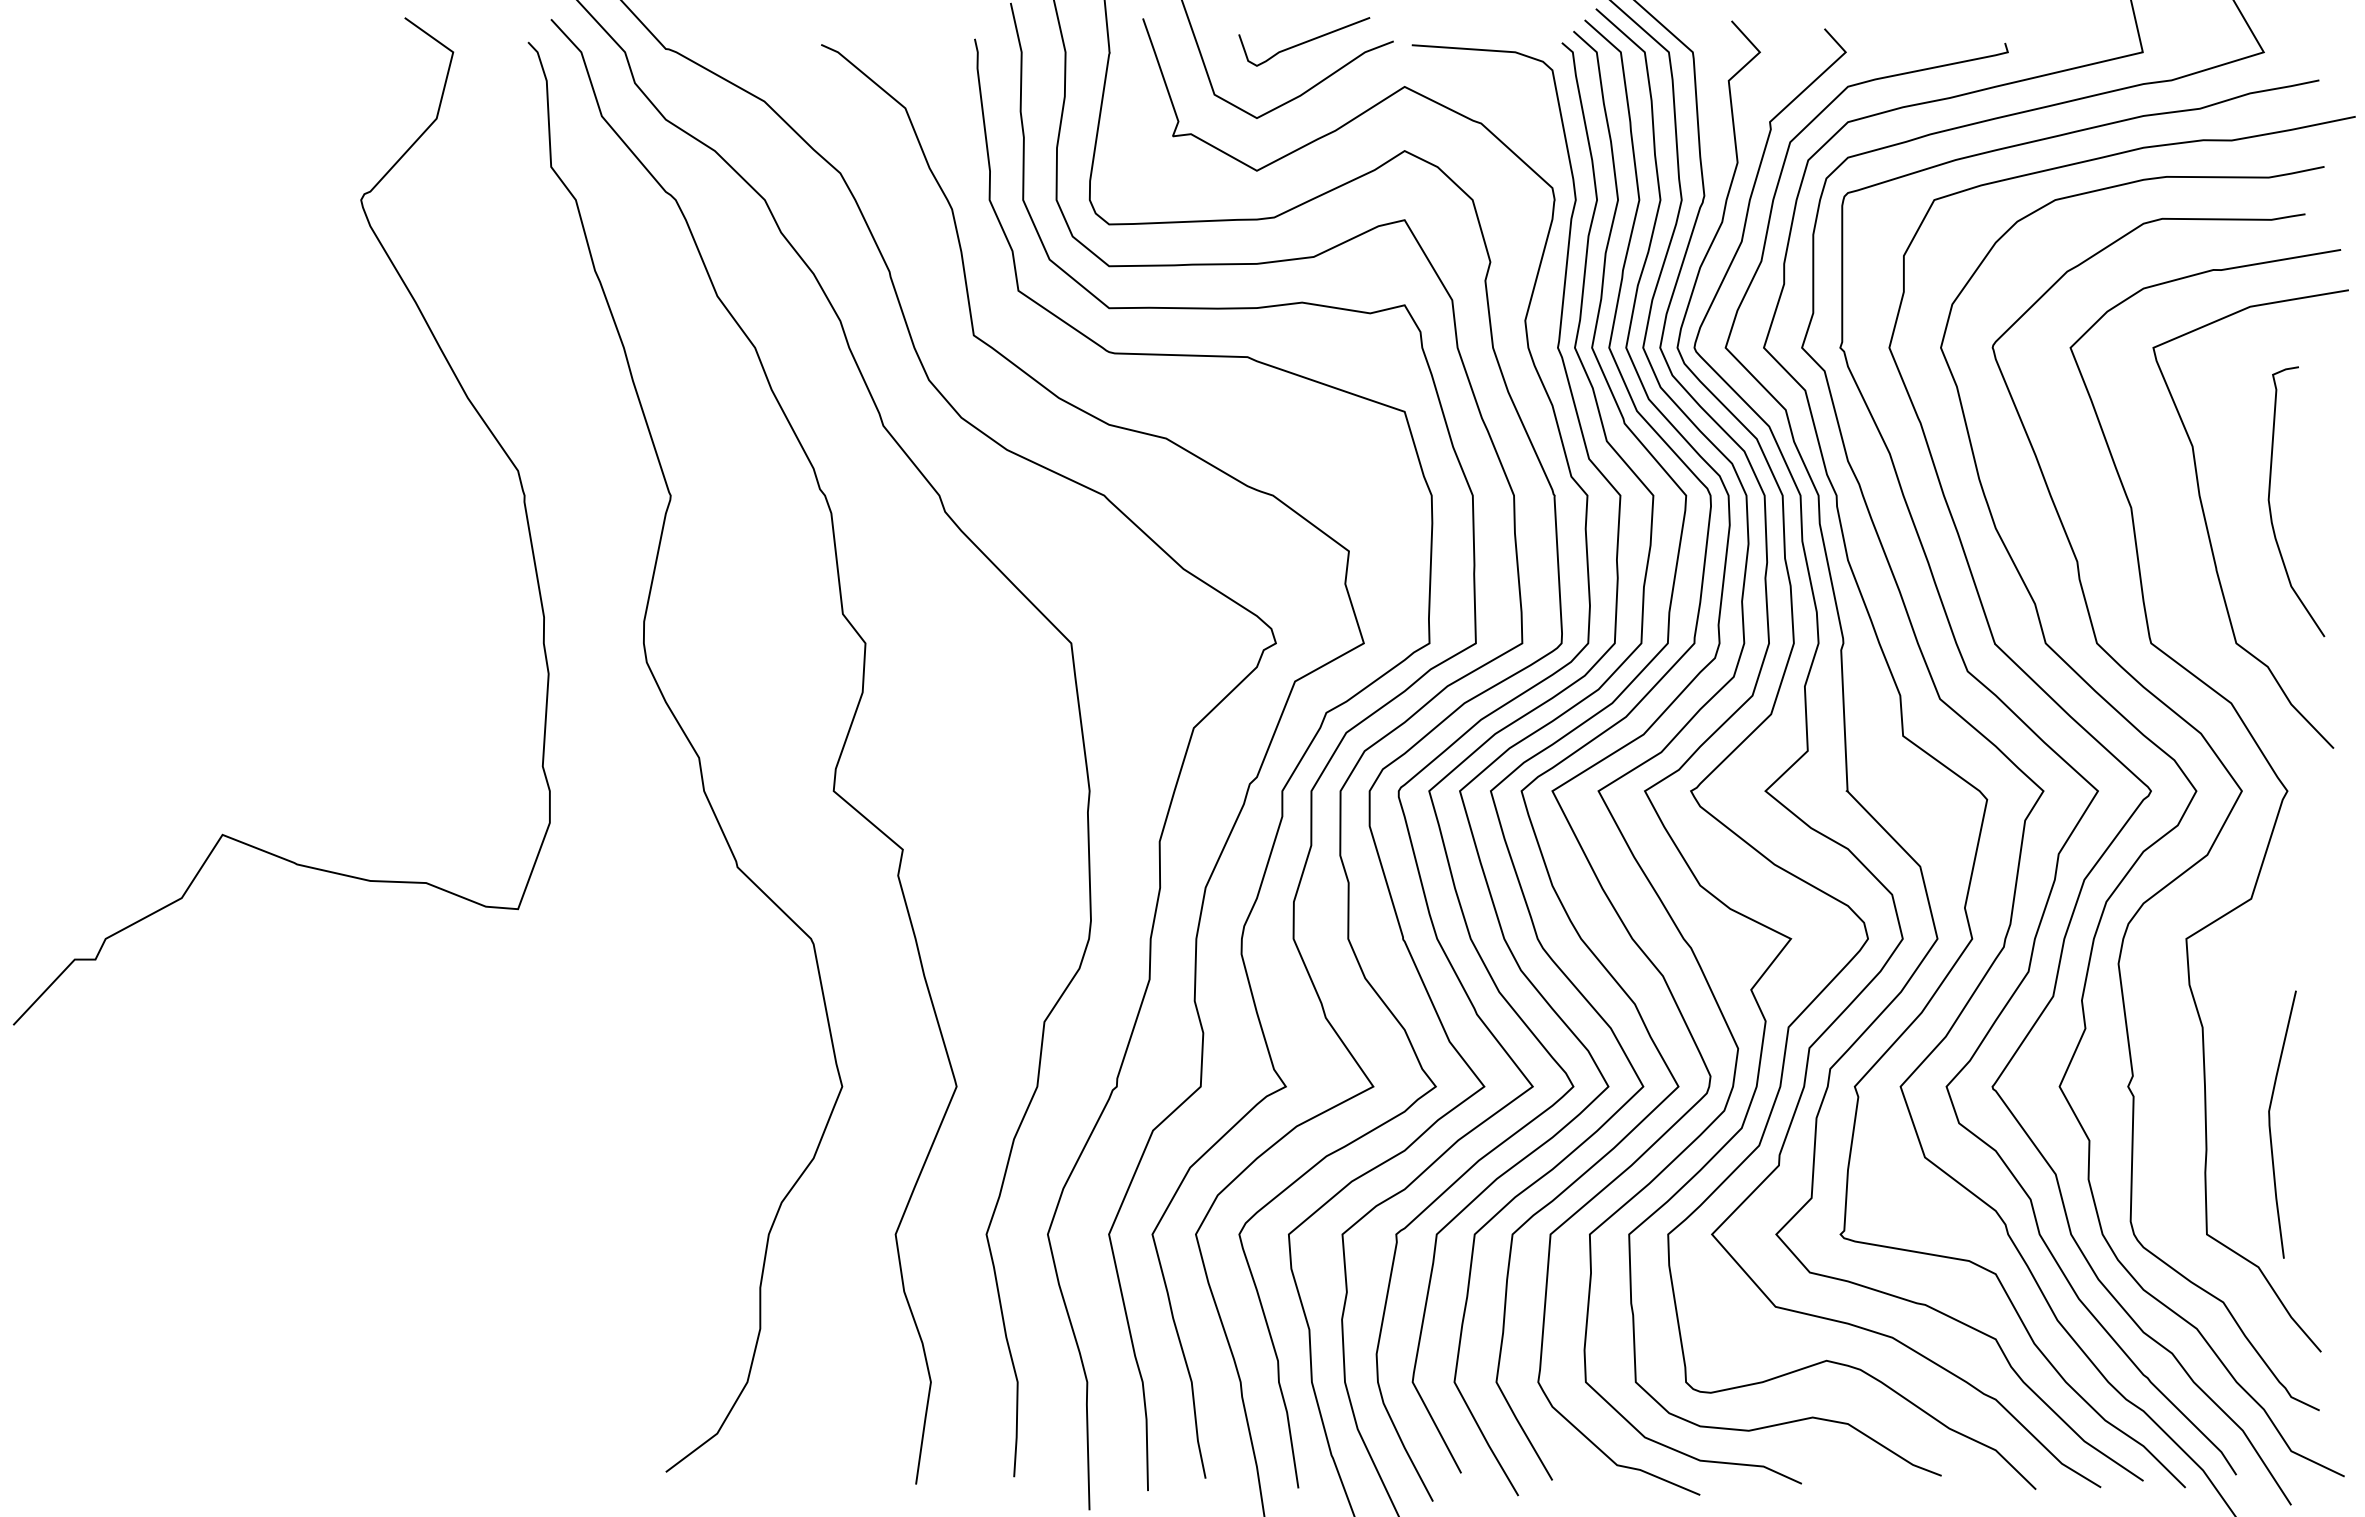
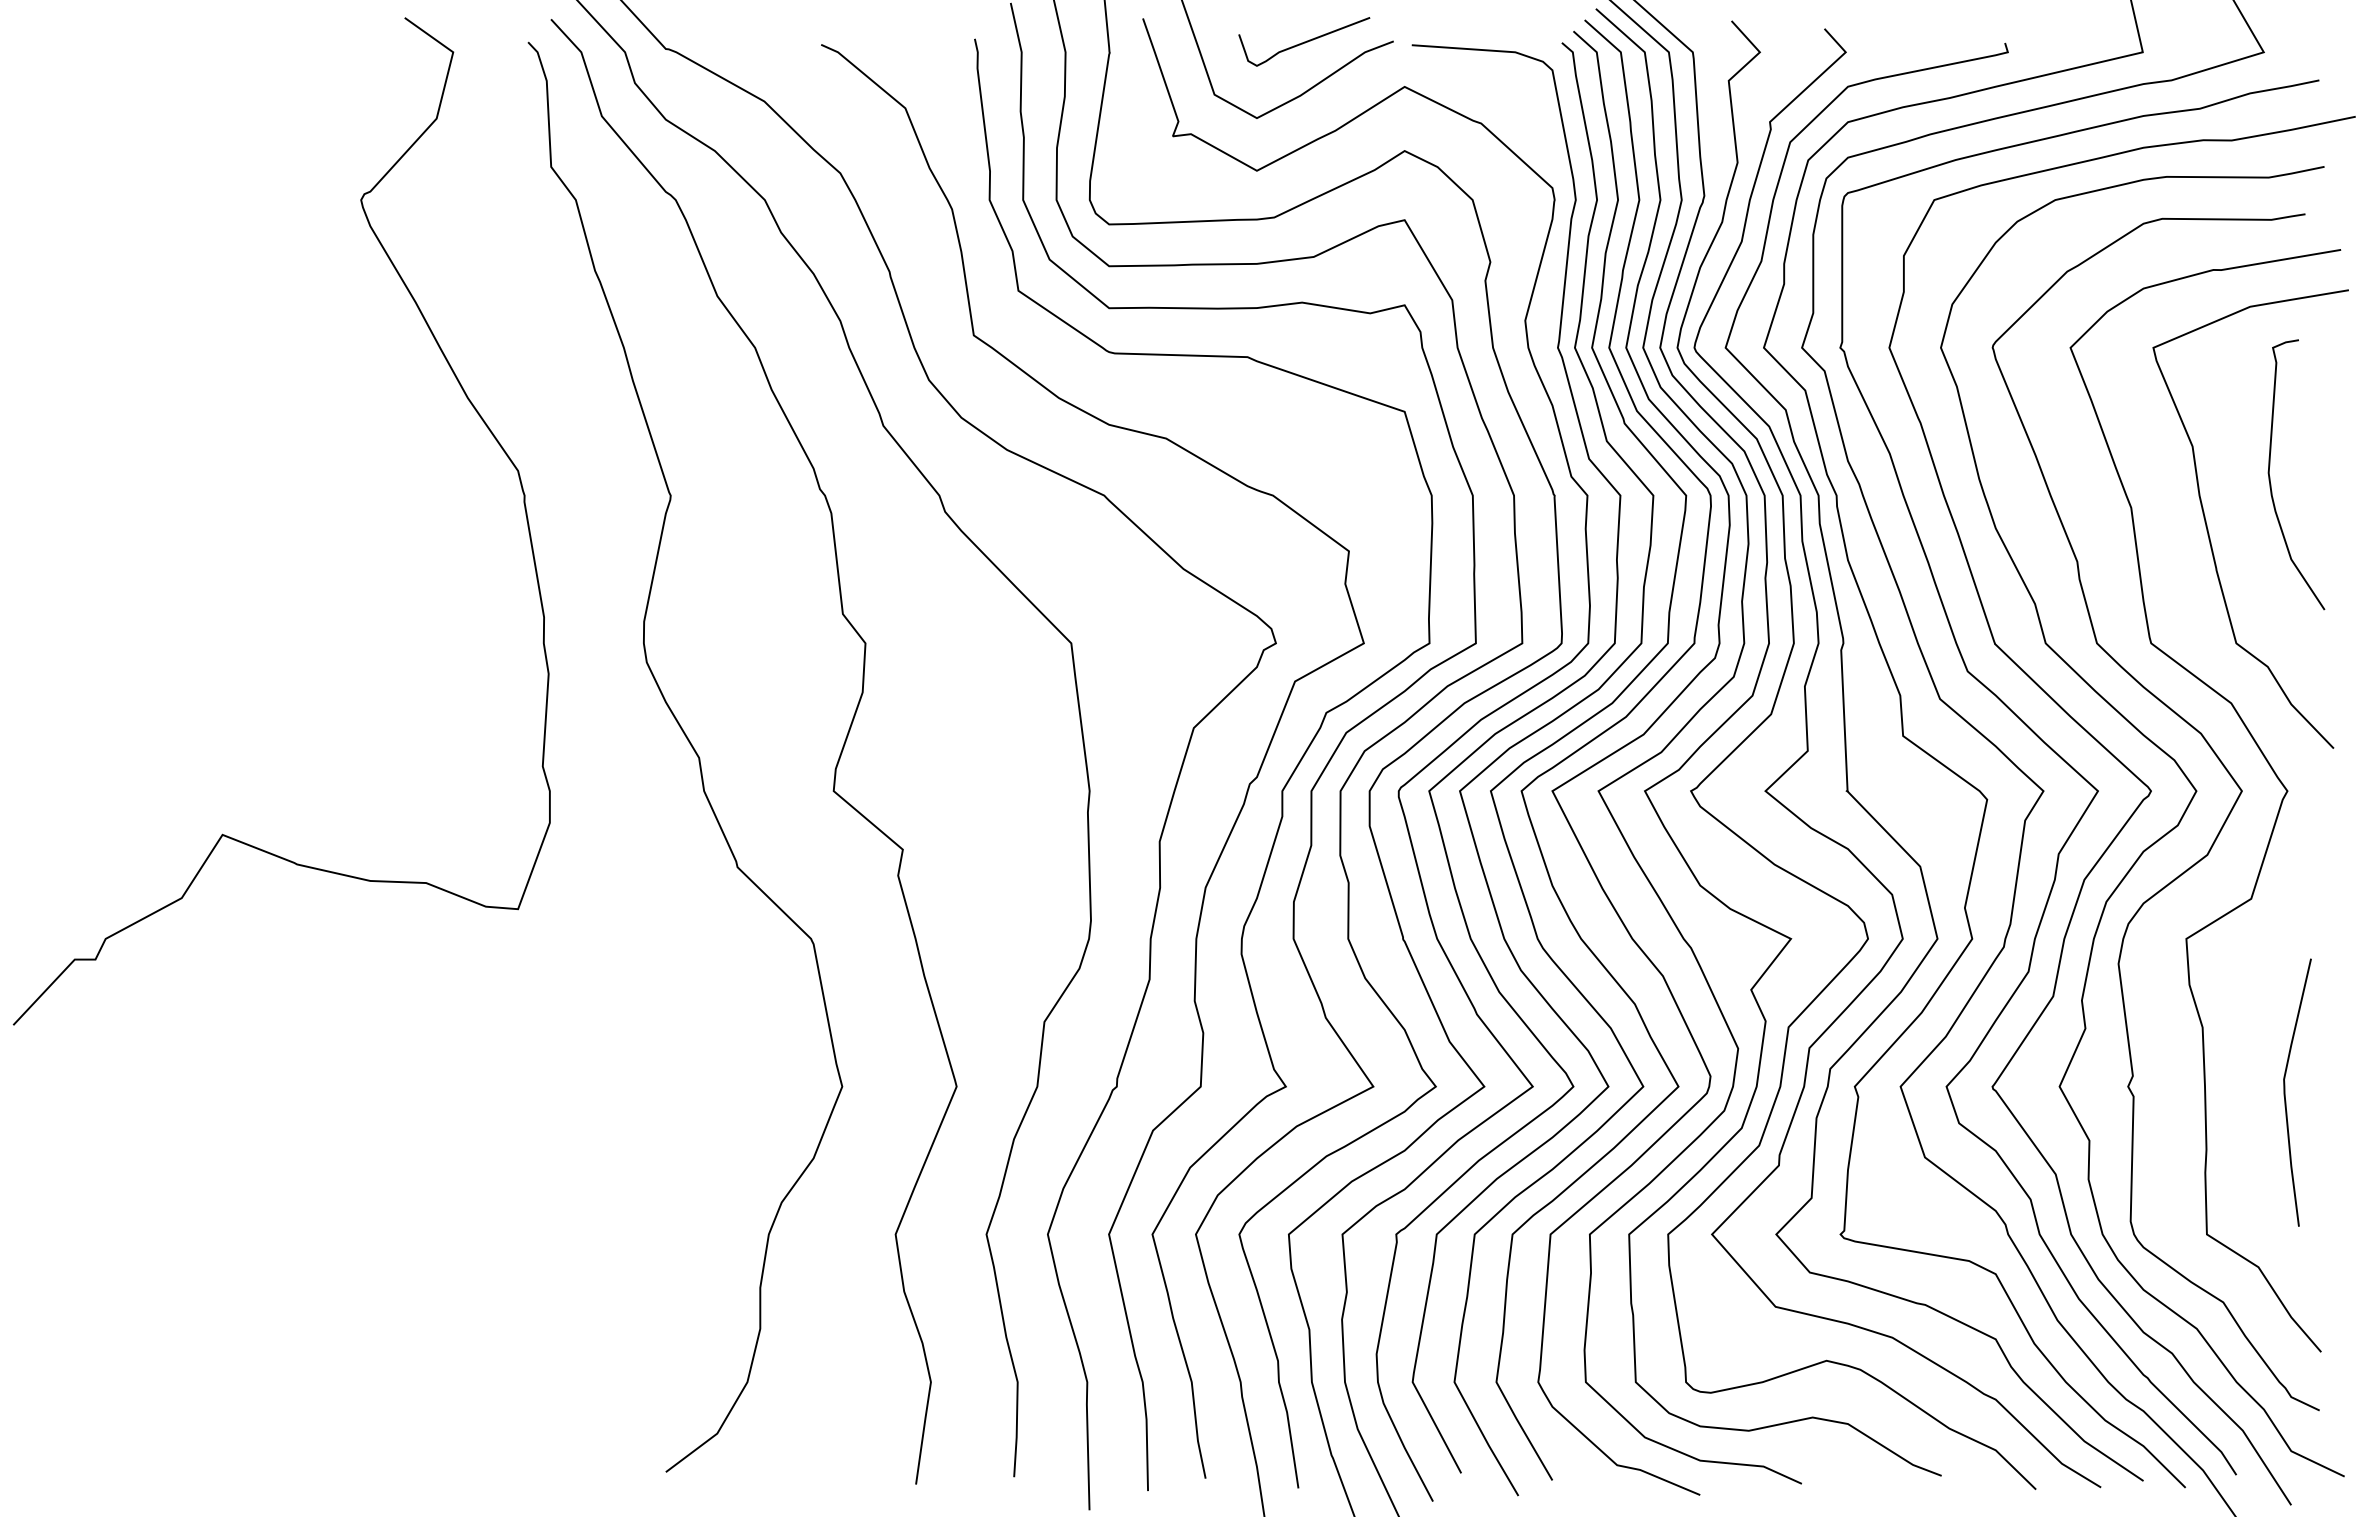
curve position: (2270, 503) -> (2270, 476) (2270, 476)
curve position: (2270, 1124) -> (2285, 1092) (2285, 1092)
